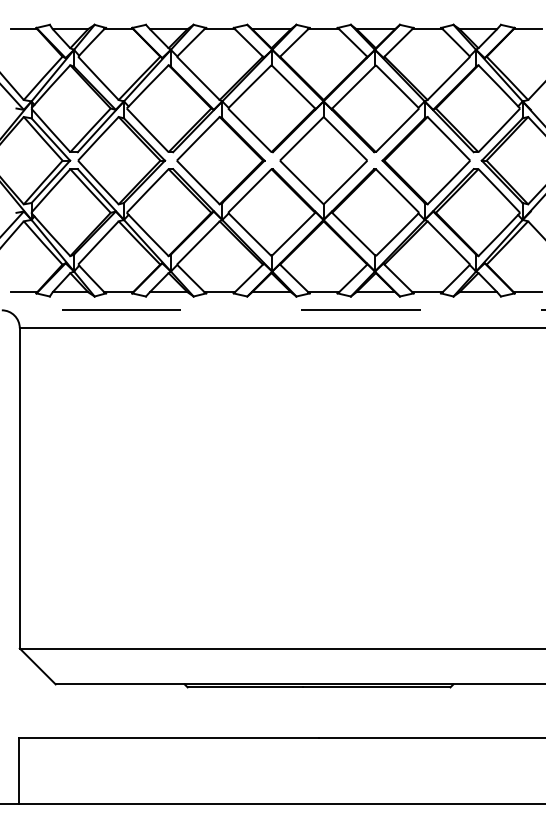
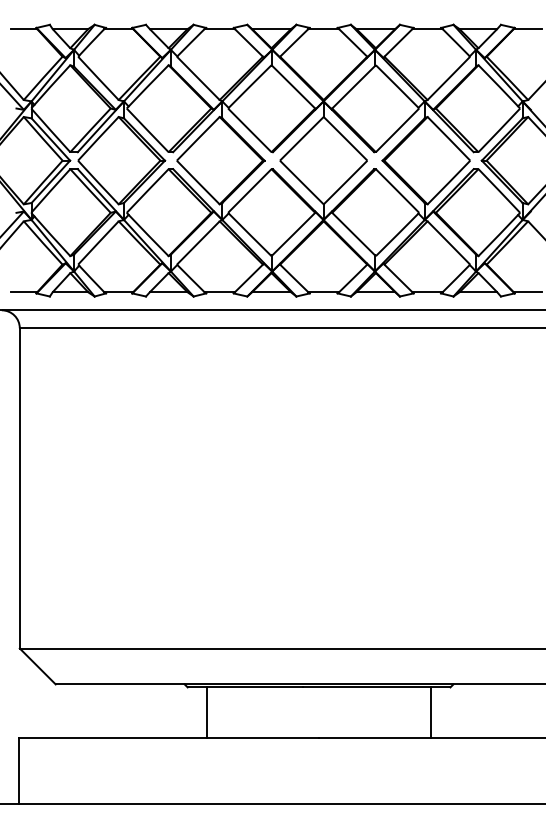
line: dashed -> solid (273, 310)
line: none -> present (207, 712)
line: none -> present (431, 712)
